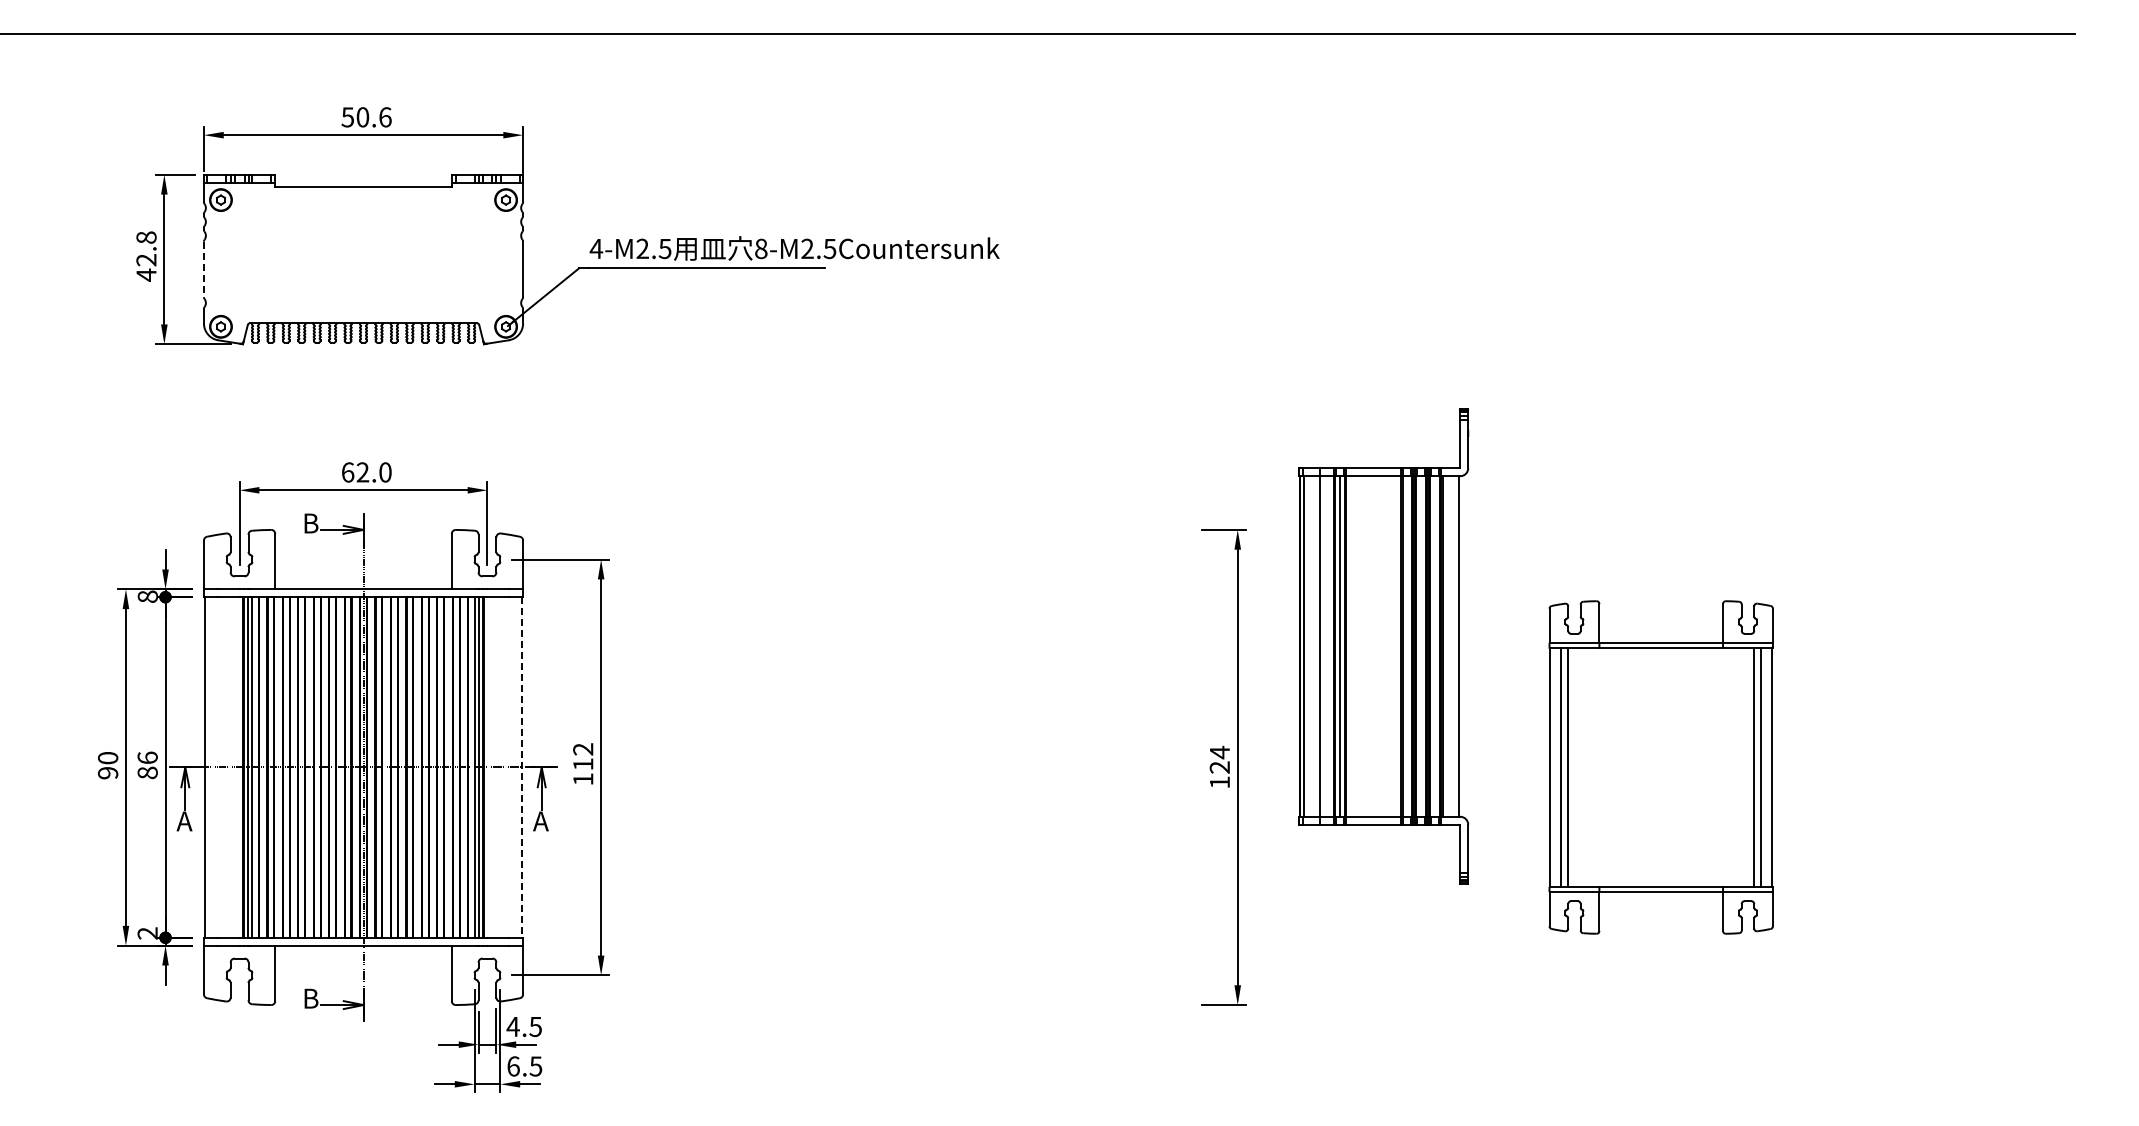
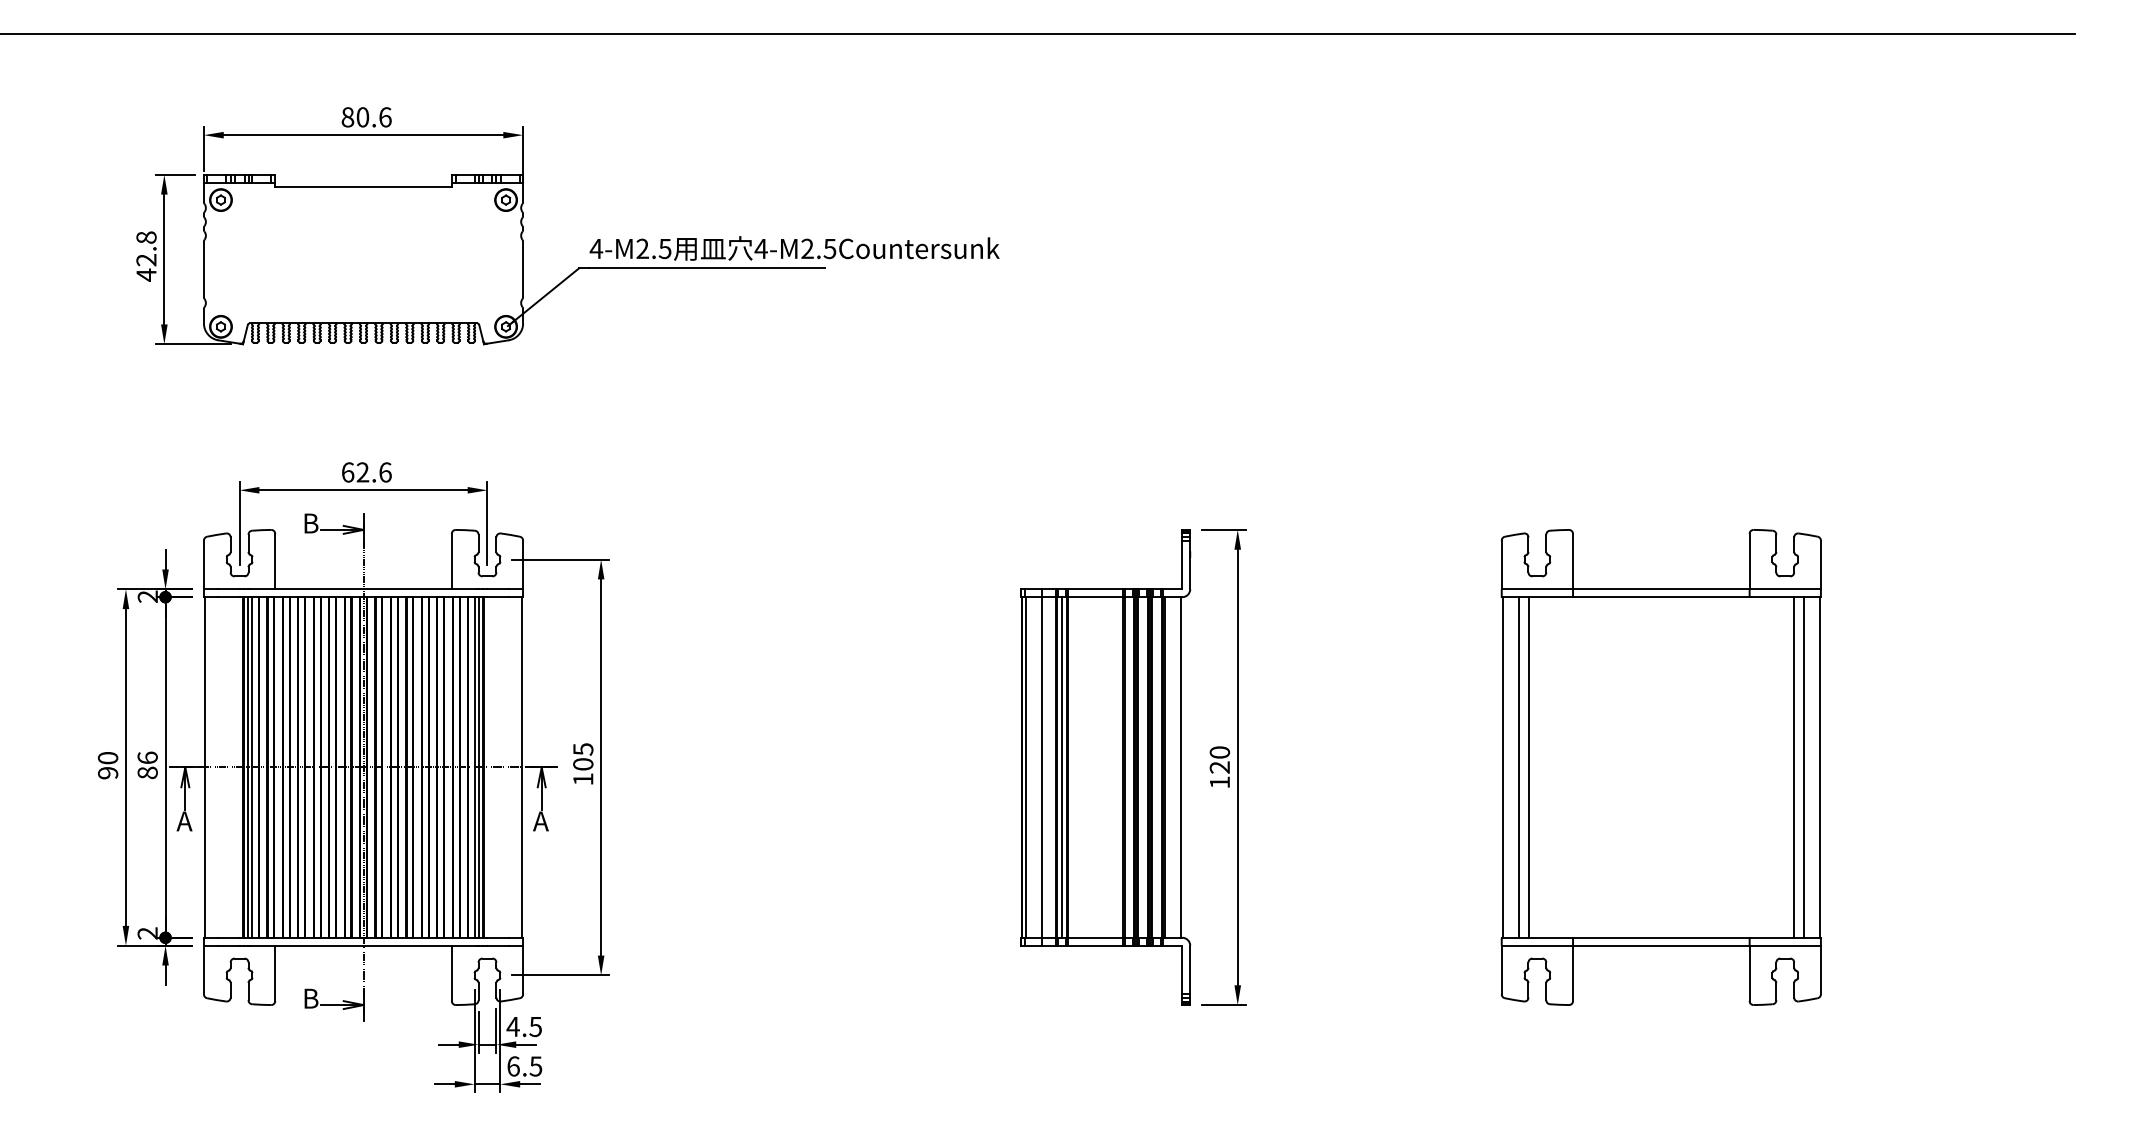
text: 50.6 -> 80.6 (347, 117)
text: 8-M2.5Countersunk -> 4-M2.5Countersunk (760, 248)
line: dashed -> solid (203, 269)
text: 62.0 -> 62.6 (385, 472)
text: 8 -> 2 (147, 596)
part position: (1383, 646) -> (1105, 767) (1105, 767)
text: 124 -> 120 (1219, 752)
text: 112 -> 105 (583, 756)
line: dashed -> solid (521, 767)
part size: 226x335 px -> 322x477 px (1660, 767)
